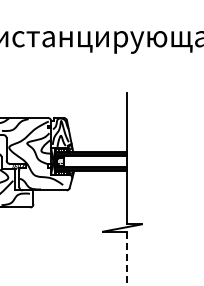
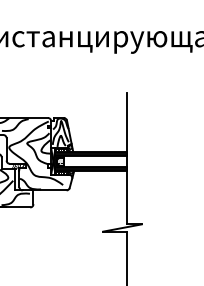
line: dashed -> solid (127, 258)
